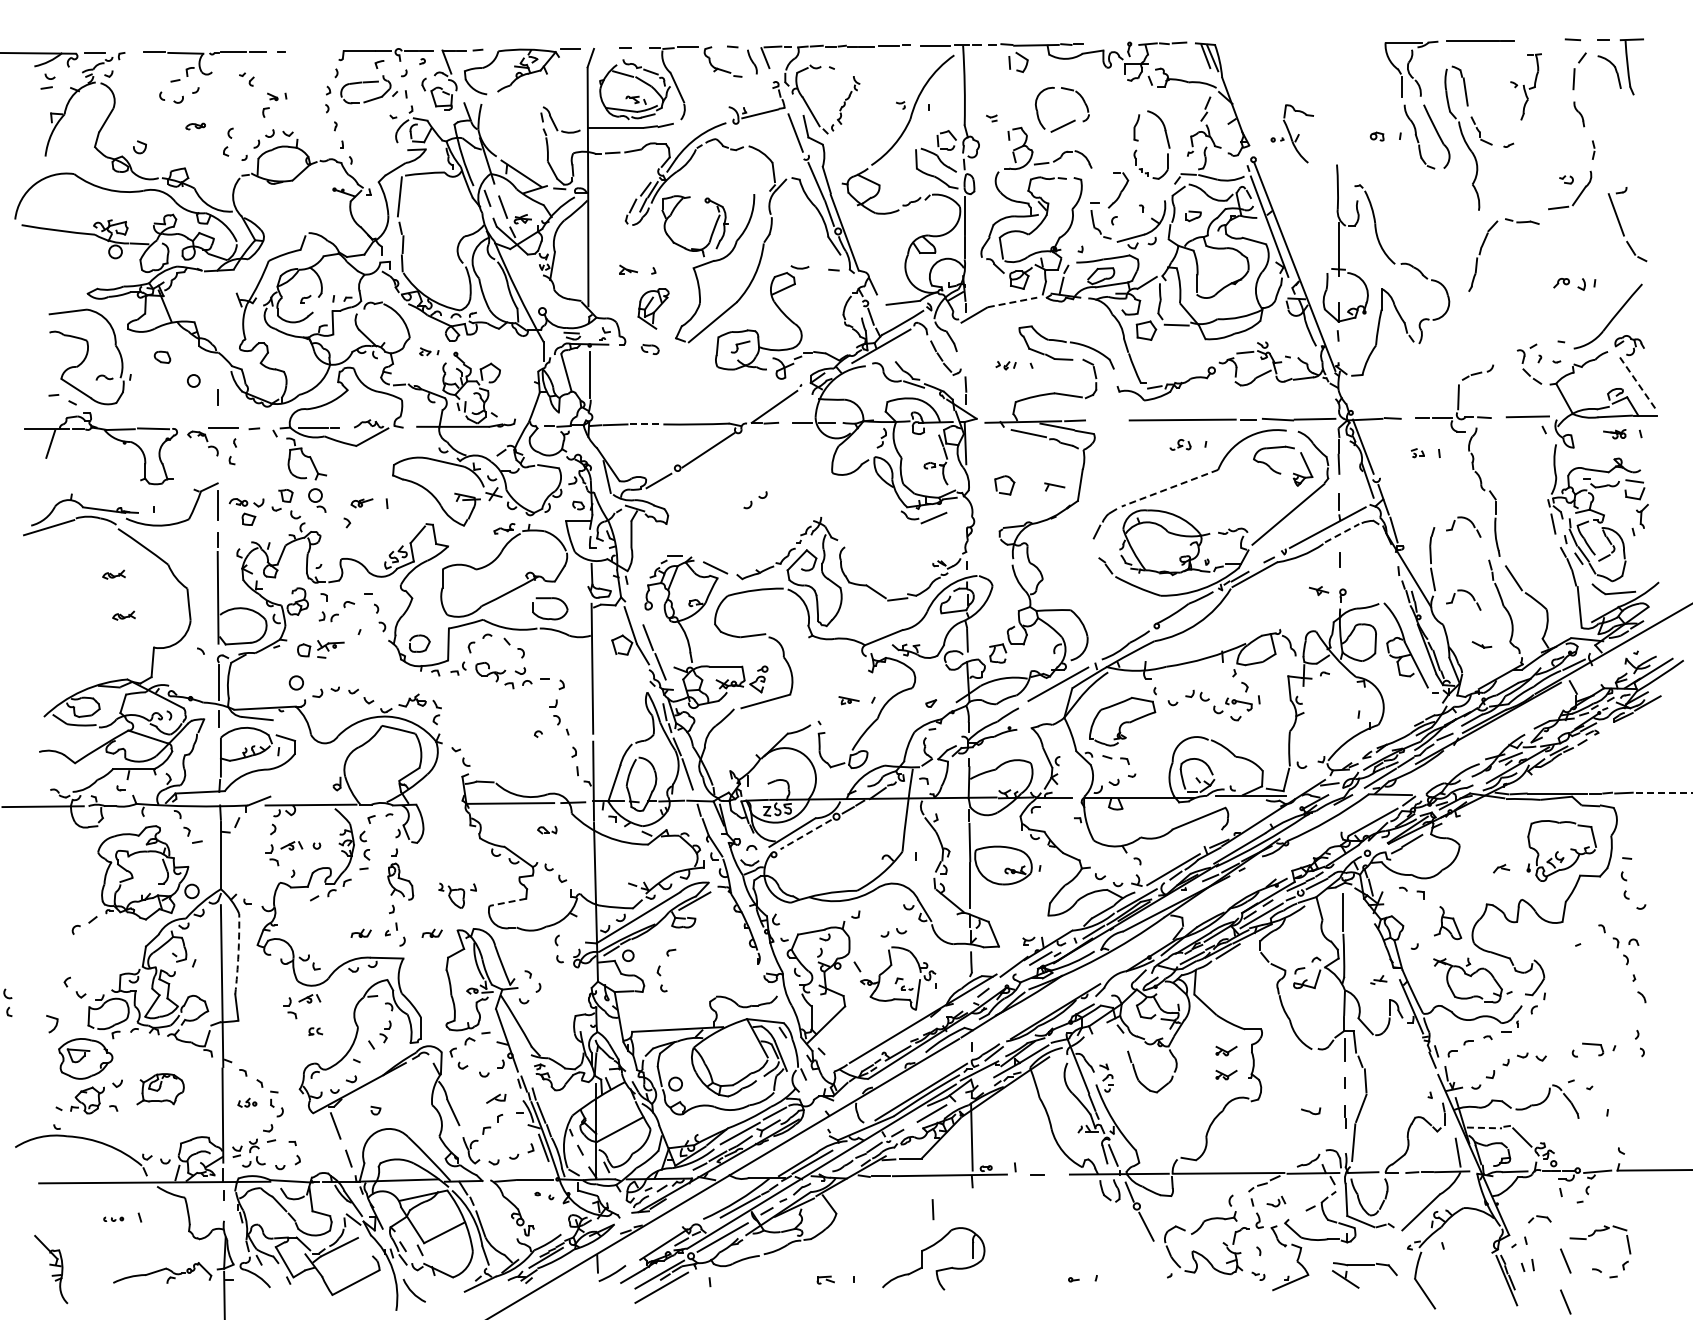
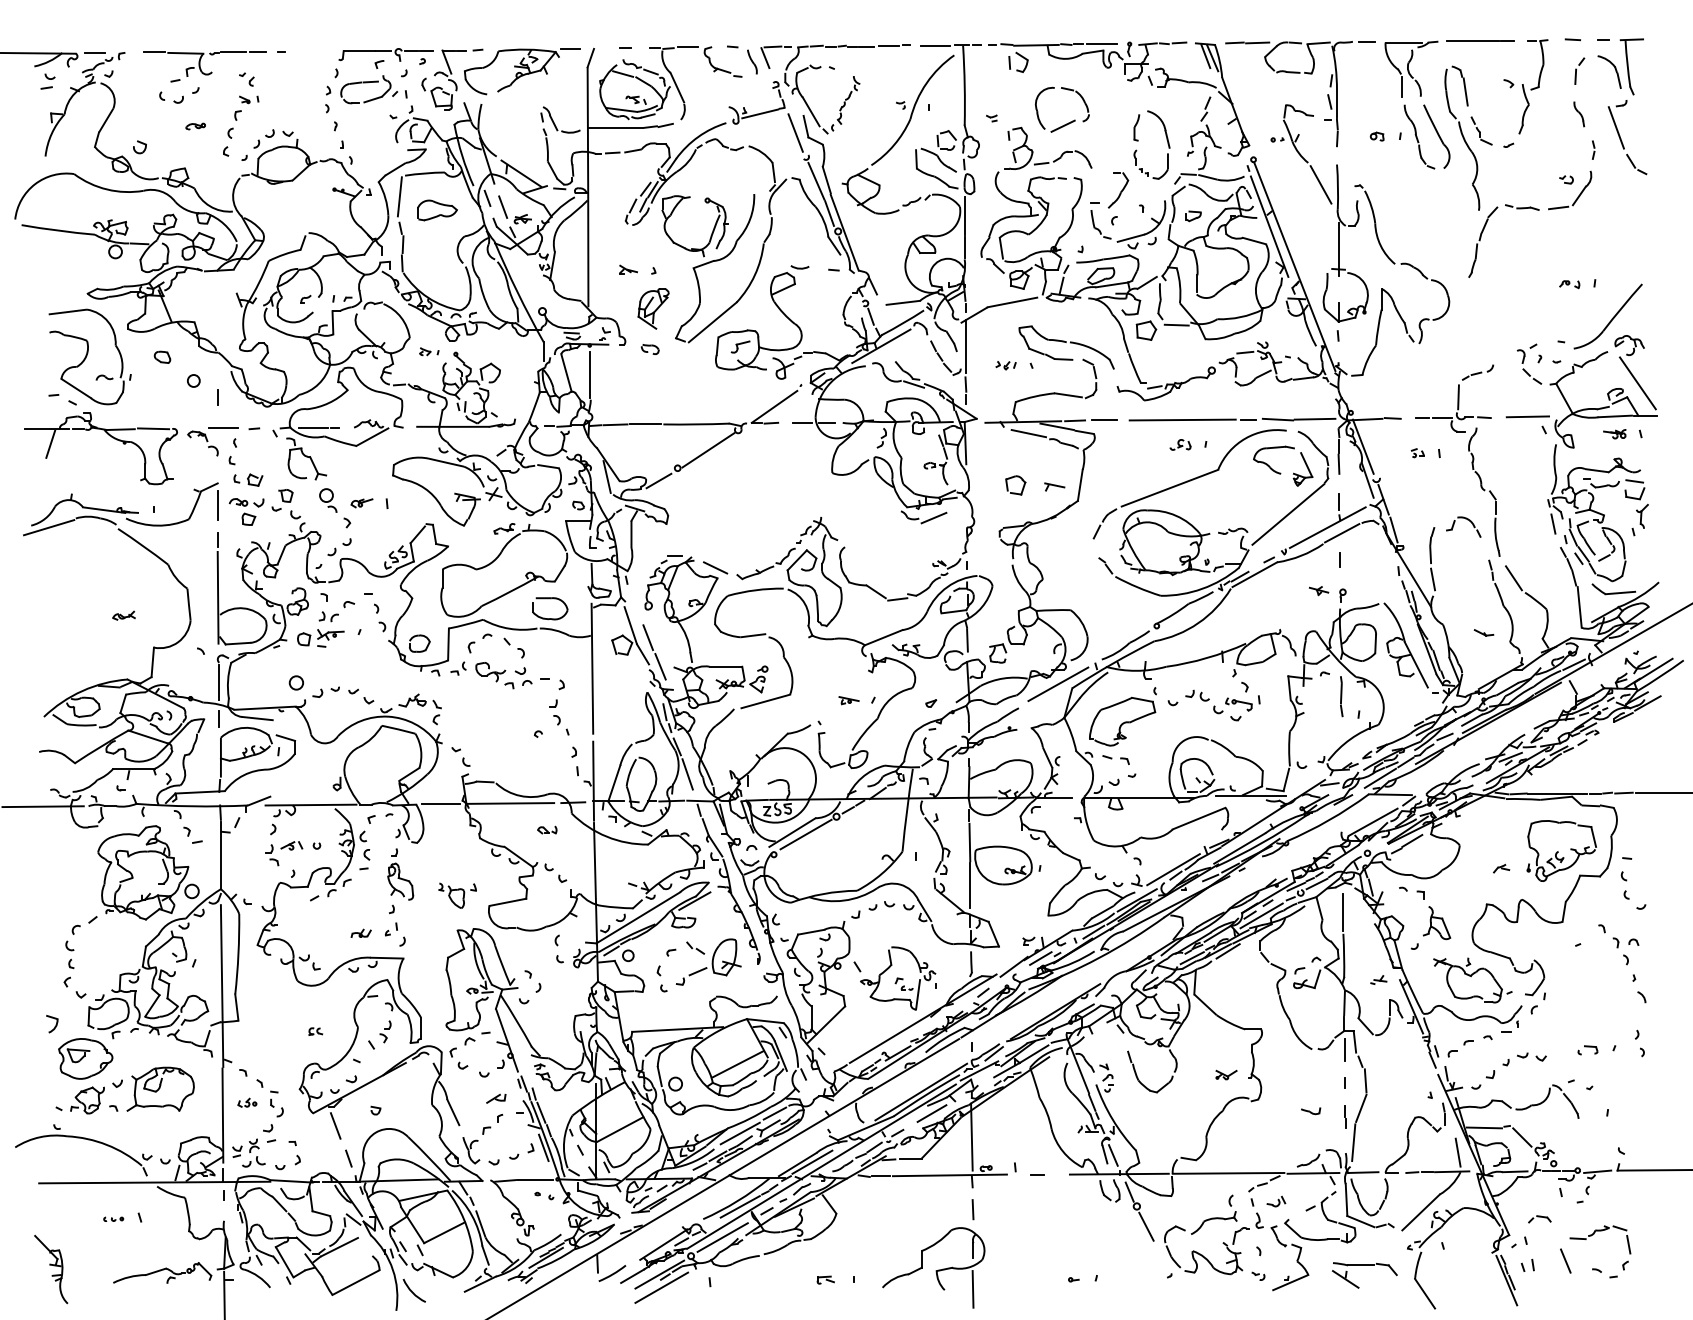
line: none -> present (1101, 44)
part size: 15x39 px -> 12x28 px (1579, 70)
part: none -> present (1300, 73)
part size: 32x68 px -> 46x96 px (1525, 86)
part position: (274, 104) -> (246, 107) (246, 107)
line: none -> present (1320, 184)
part: none -> present (437, 210)
part position: (1621, 225) -> (1621, 138) (1621, 138)
part position: (1482, 248) -> (1482, 234) (1482, 234)
part size: 33x13 px -> 22x10 px (1569, 284)
line: dashed -> solid (1013, 302)
line: none -> present (965, 345)
line: dashed -> solid (1637, 383)
line: none -> present (1104, 420)
line: dashed -> solid (645, 424)
part: none -> present (248, 479)
line: dashed -> solid (1169, 488)
part position: (1004, 492) -> (1015, 492) (1015, 492)
part position: (317, 500) -> (328, 500) (328, 500)
part position: (755, 500) -> (339, 547) (339, 547)
line: dashed -> solid (1342, 533)
part: present -> none (113, 574)
part: present -> none (1467, 593)
part position: (1481, 644) -> (1483, 632) (1483, 632)
part position: (320, 649) -> (320, 638) (320, 638)
line: none -> present (1341, 696)
line: dashed -> solid (1664, 792)
line: none -> present (440, 803)
line: dashed -> solid (805, 834)
line: dashed -> solid (507, 902)
part position: (1448, 923) -> (1437, 923) (1437, 923)
part: present -> none (431, 932)
part position: (893, 932) -> (881, 905) (881, 905)
arc: dashed -> solid (238, 954)
part: none -> present (708, 961)
part position: (7, 1002) -> (69, 954) (69, 954)
part: present -> none (302, 1006)
part size: 34x16 px -> 22x11 px (1587, 1050)
part: present -> none (1226, 1050)
line: none -> present (737, 1064)
part size: 49x33 px -> 69x46 px (160, 1088)
line: dashed -> solid (1484, 1127)
line position: (932, 1209) -> (972, 1209) (972, 1209)
line: none -> present (972, 1289)
line: present -> none (1565, 1301)
